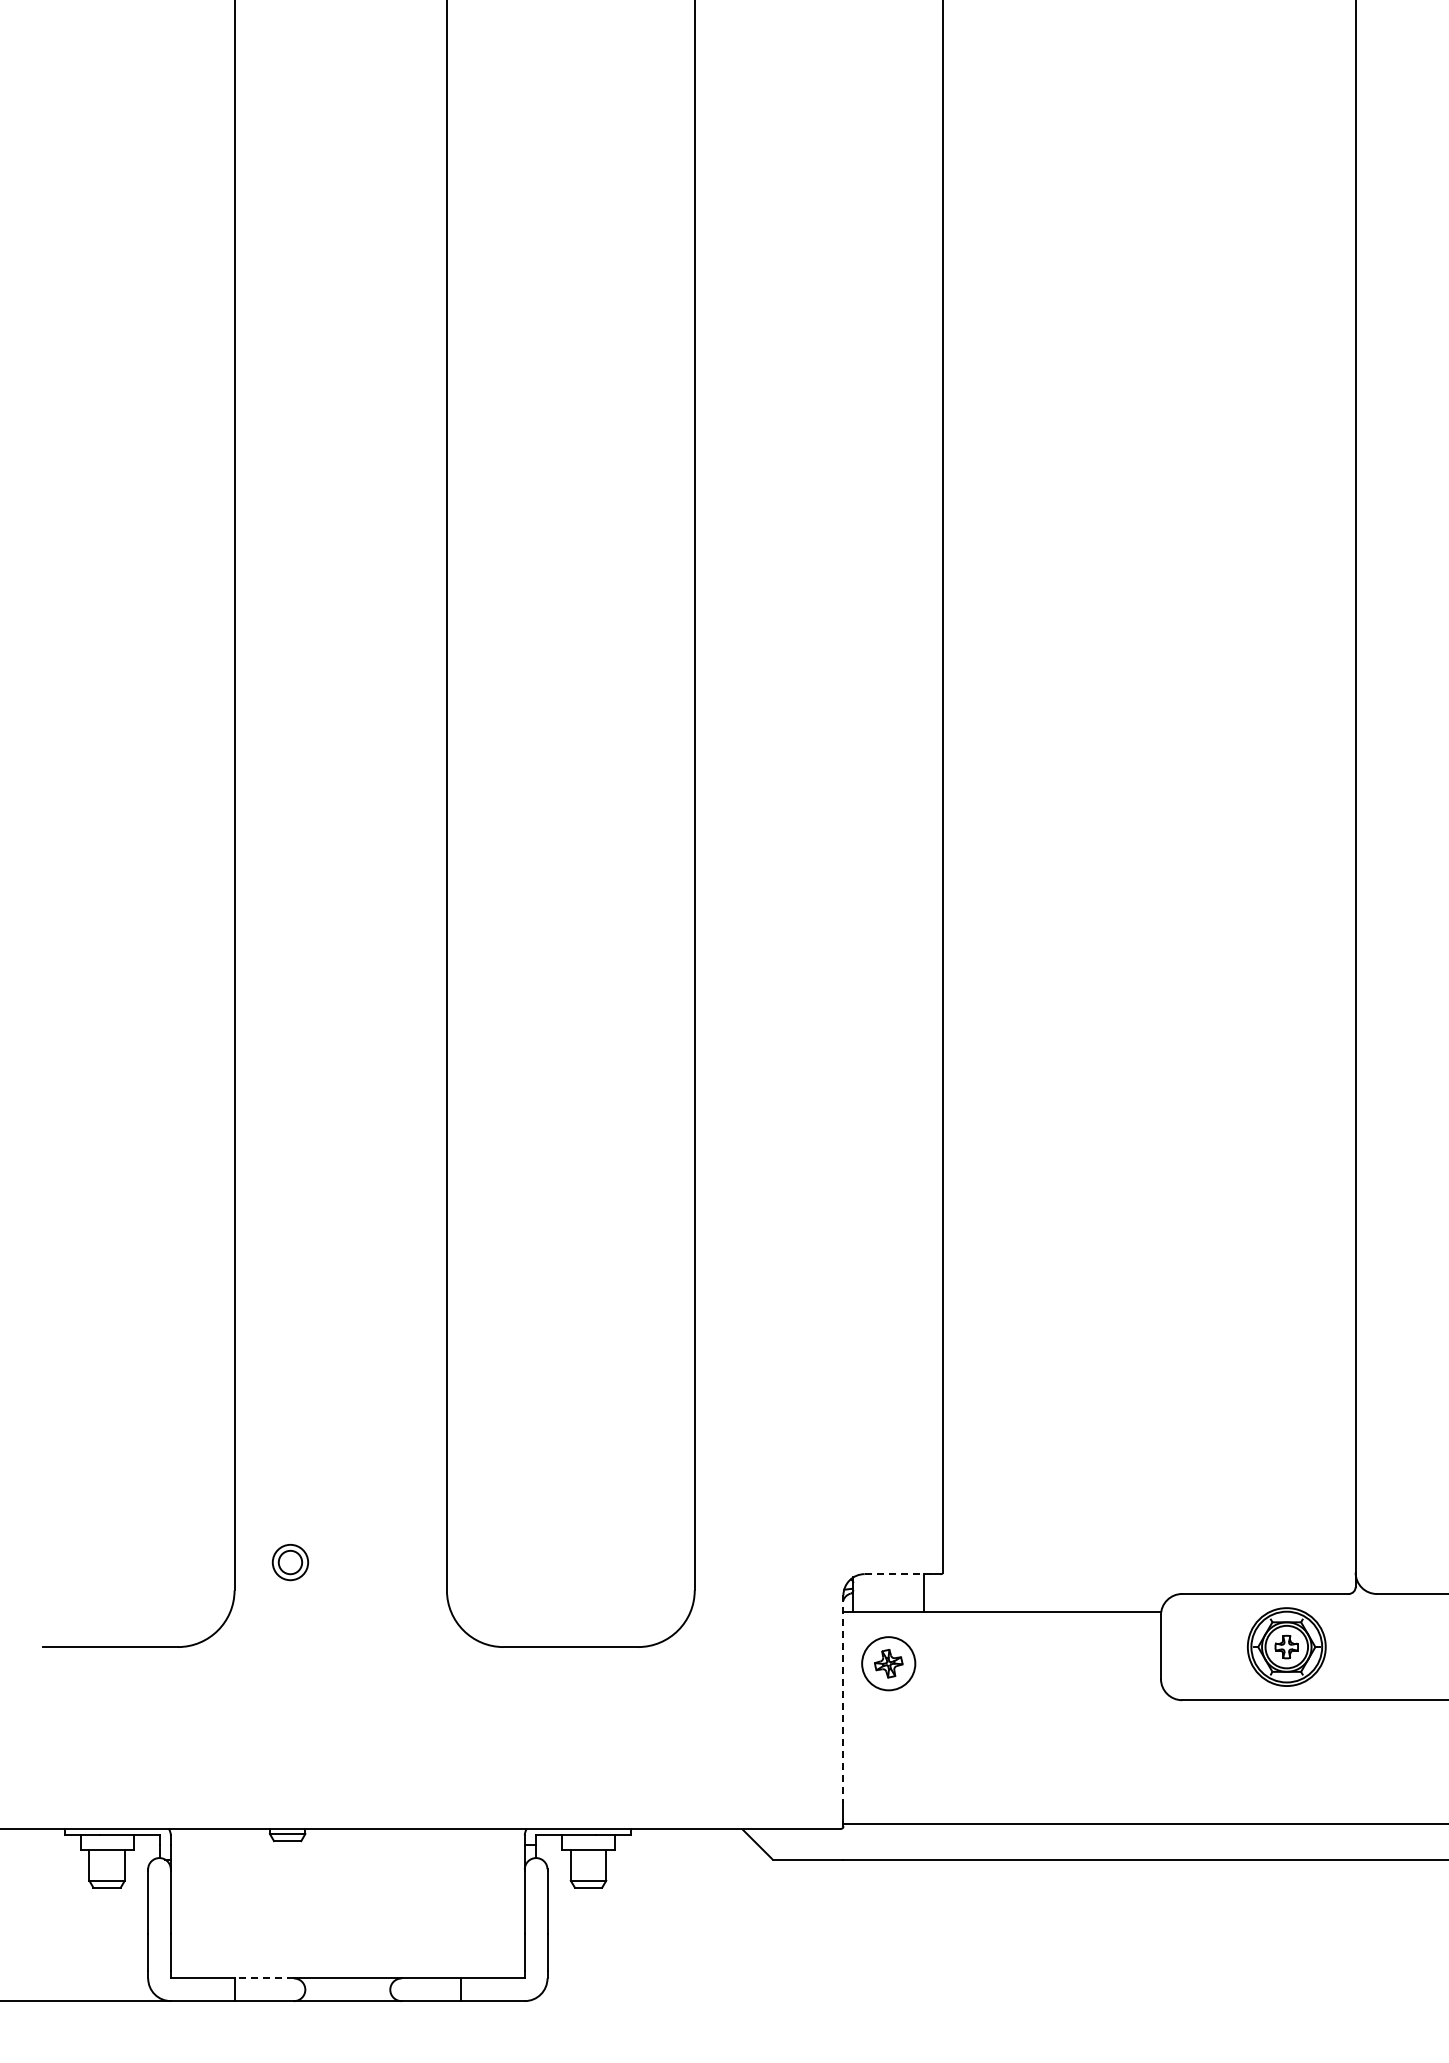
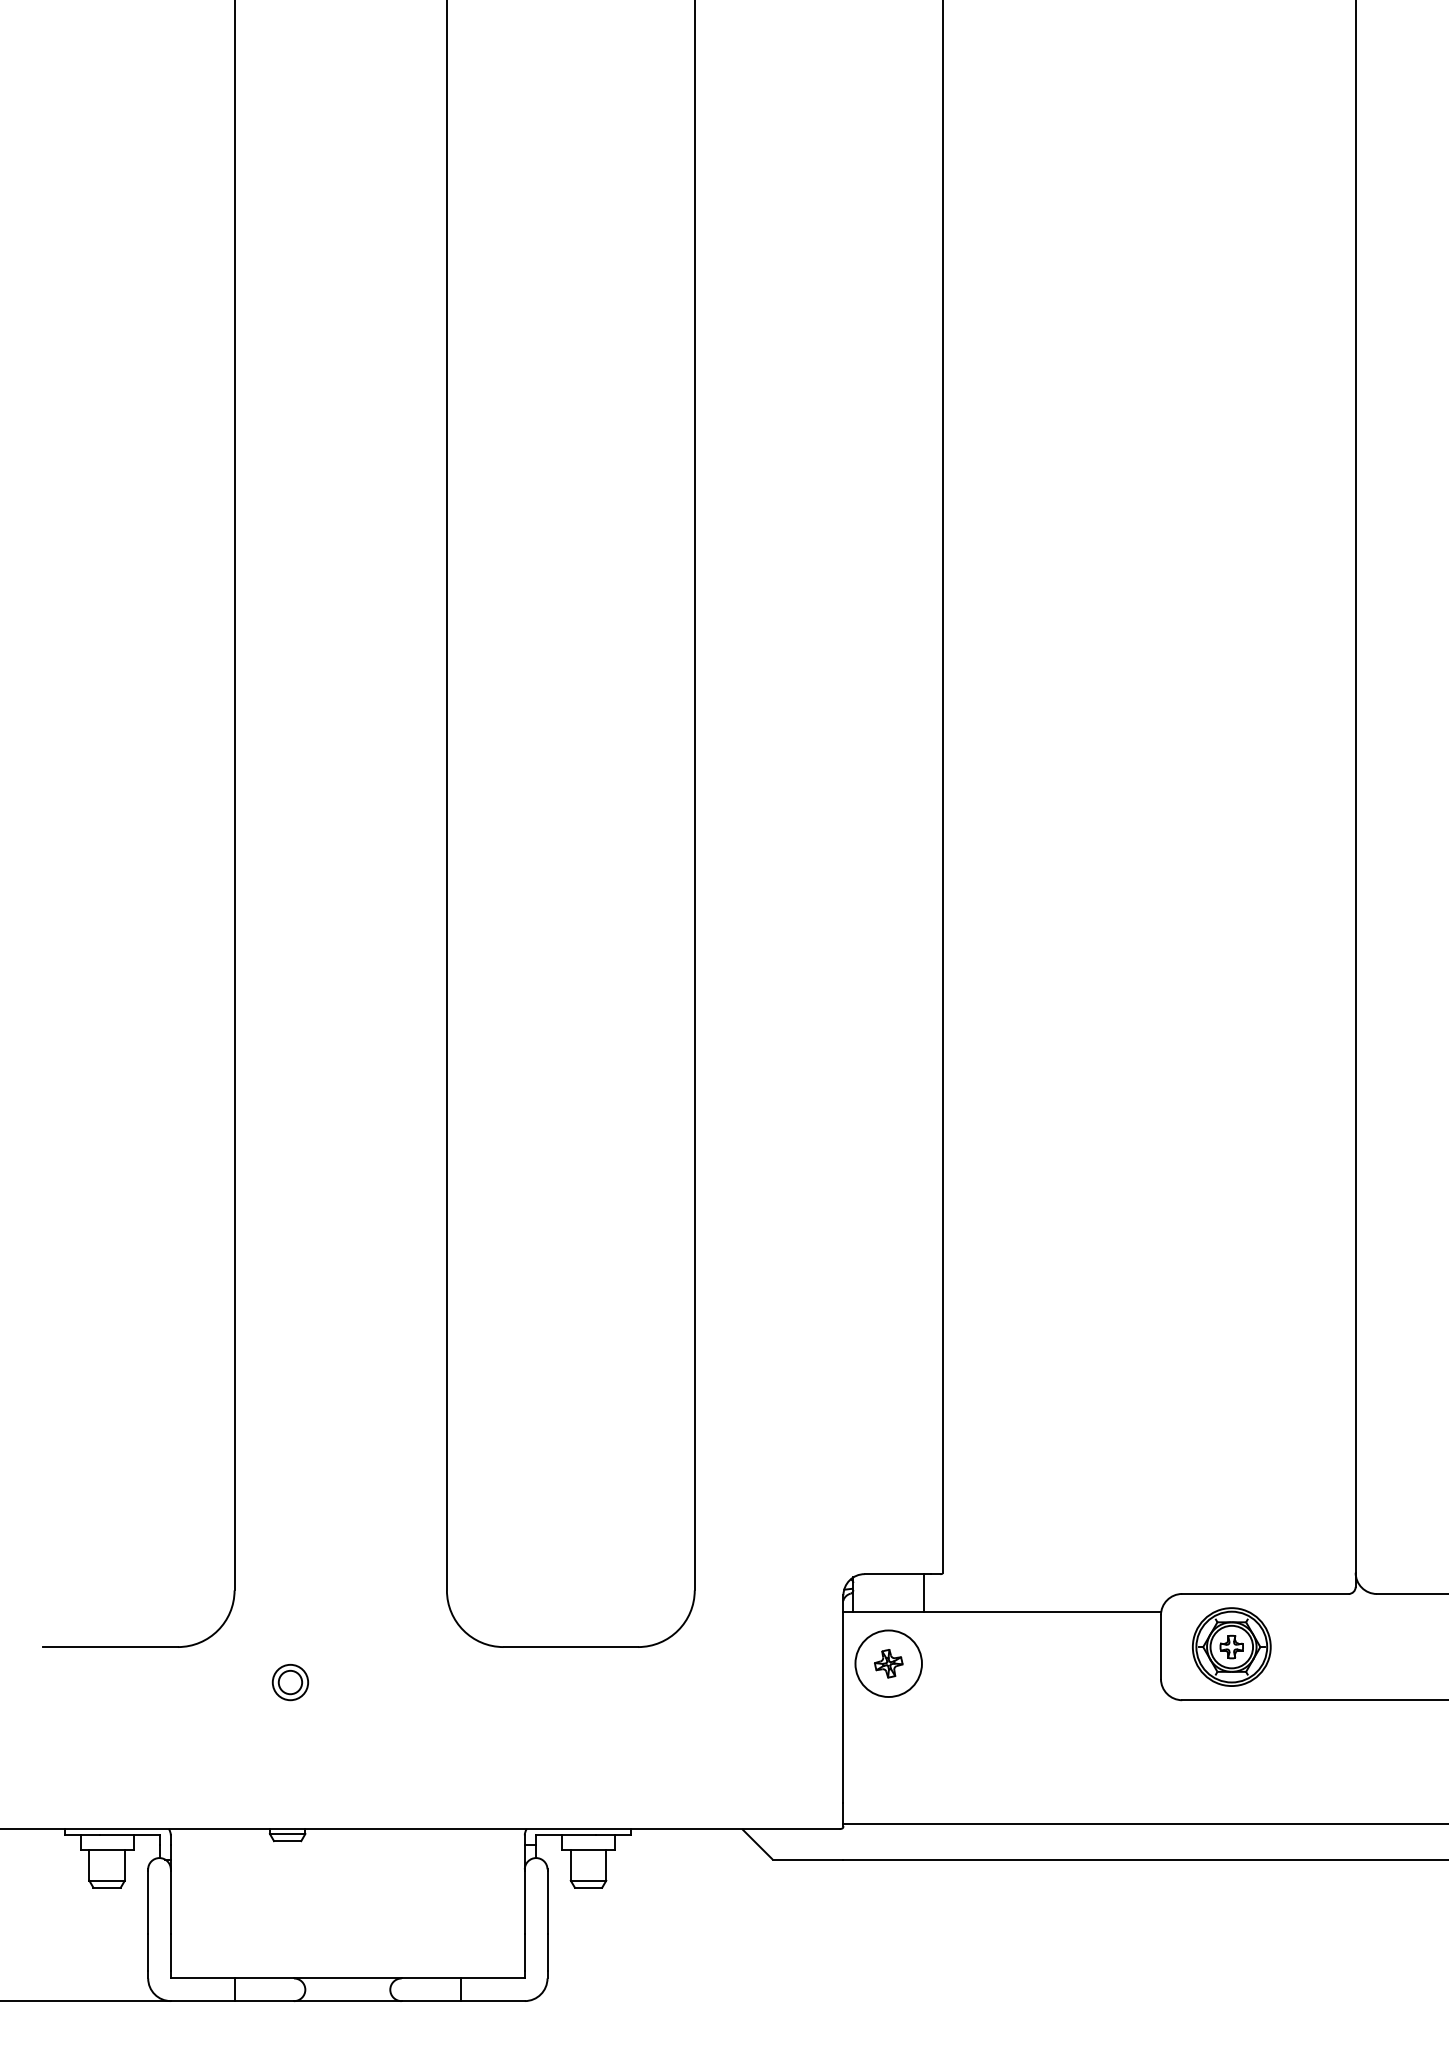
part position: (290, 1562) -> (290, 1682) (290, 1682)
line: dashed -> solid (897, 1574)
part position: (1286, 1646) -> (1231, 1646) (1231, 1646)
circle diameter: 53 px -> 67 px (888, 1663)
line: dashed -> solid (843, 1699)
line: dashed -> solid (264, 1978)
